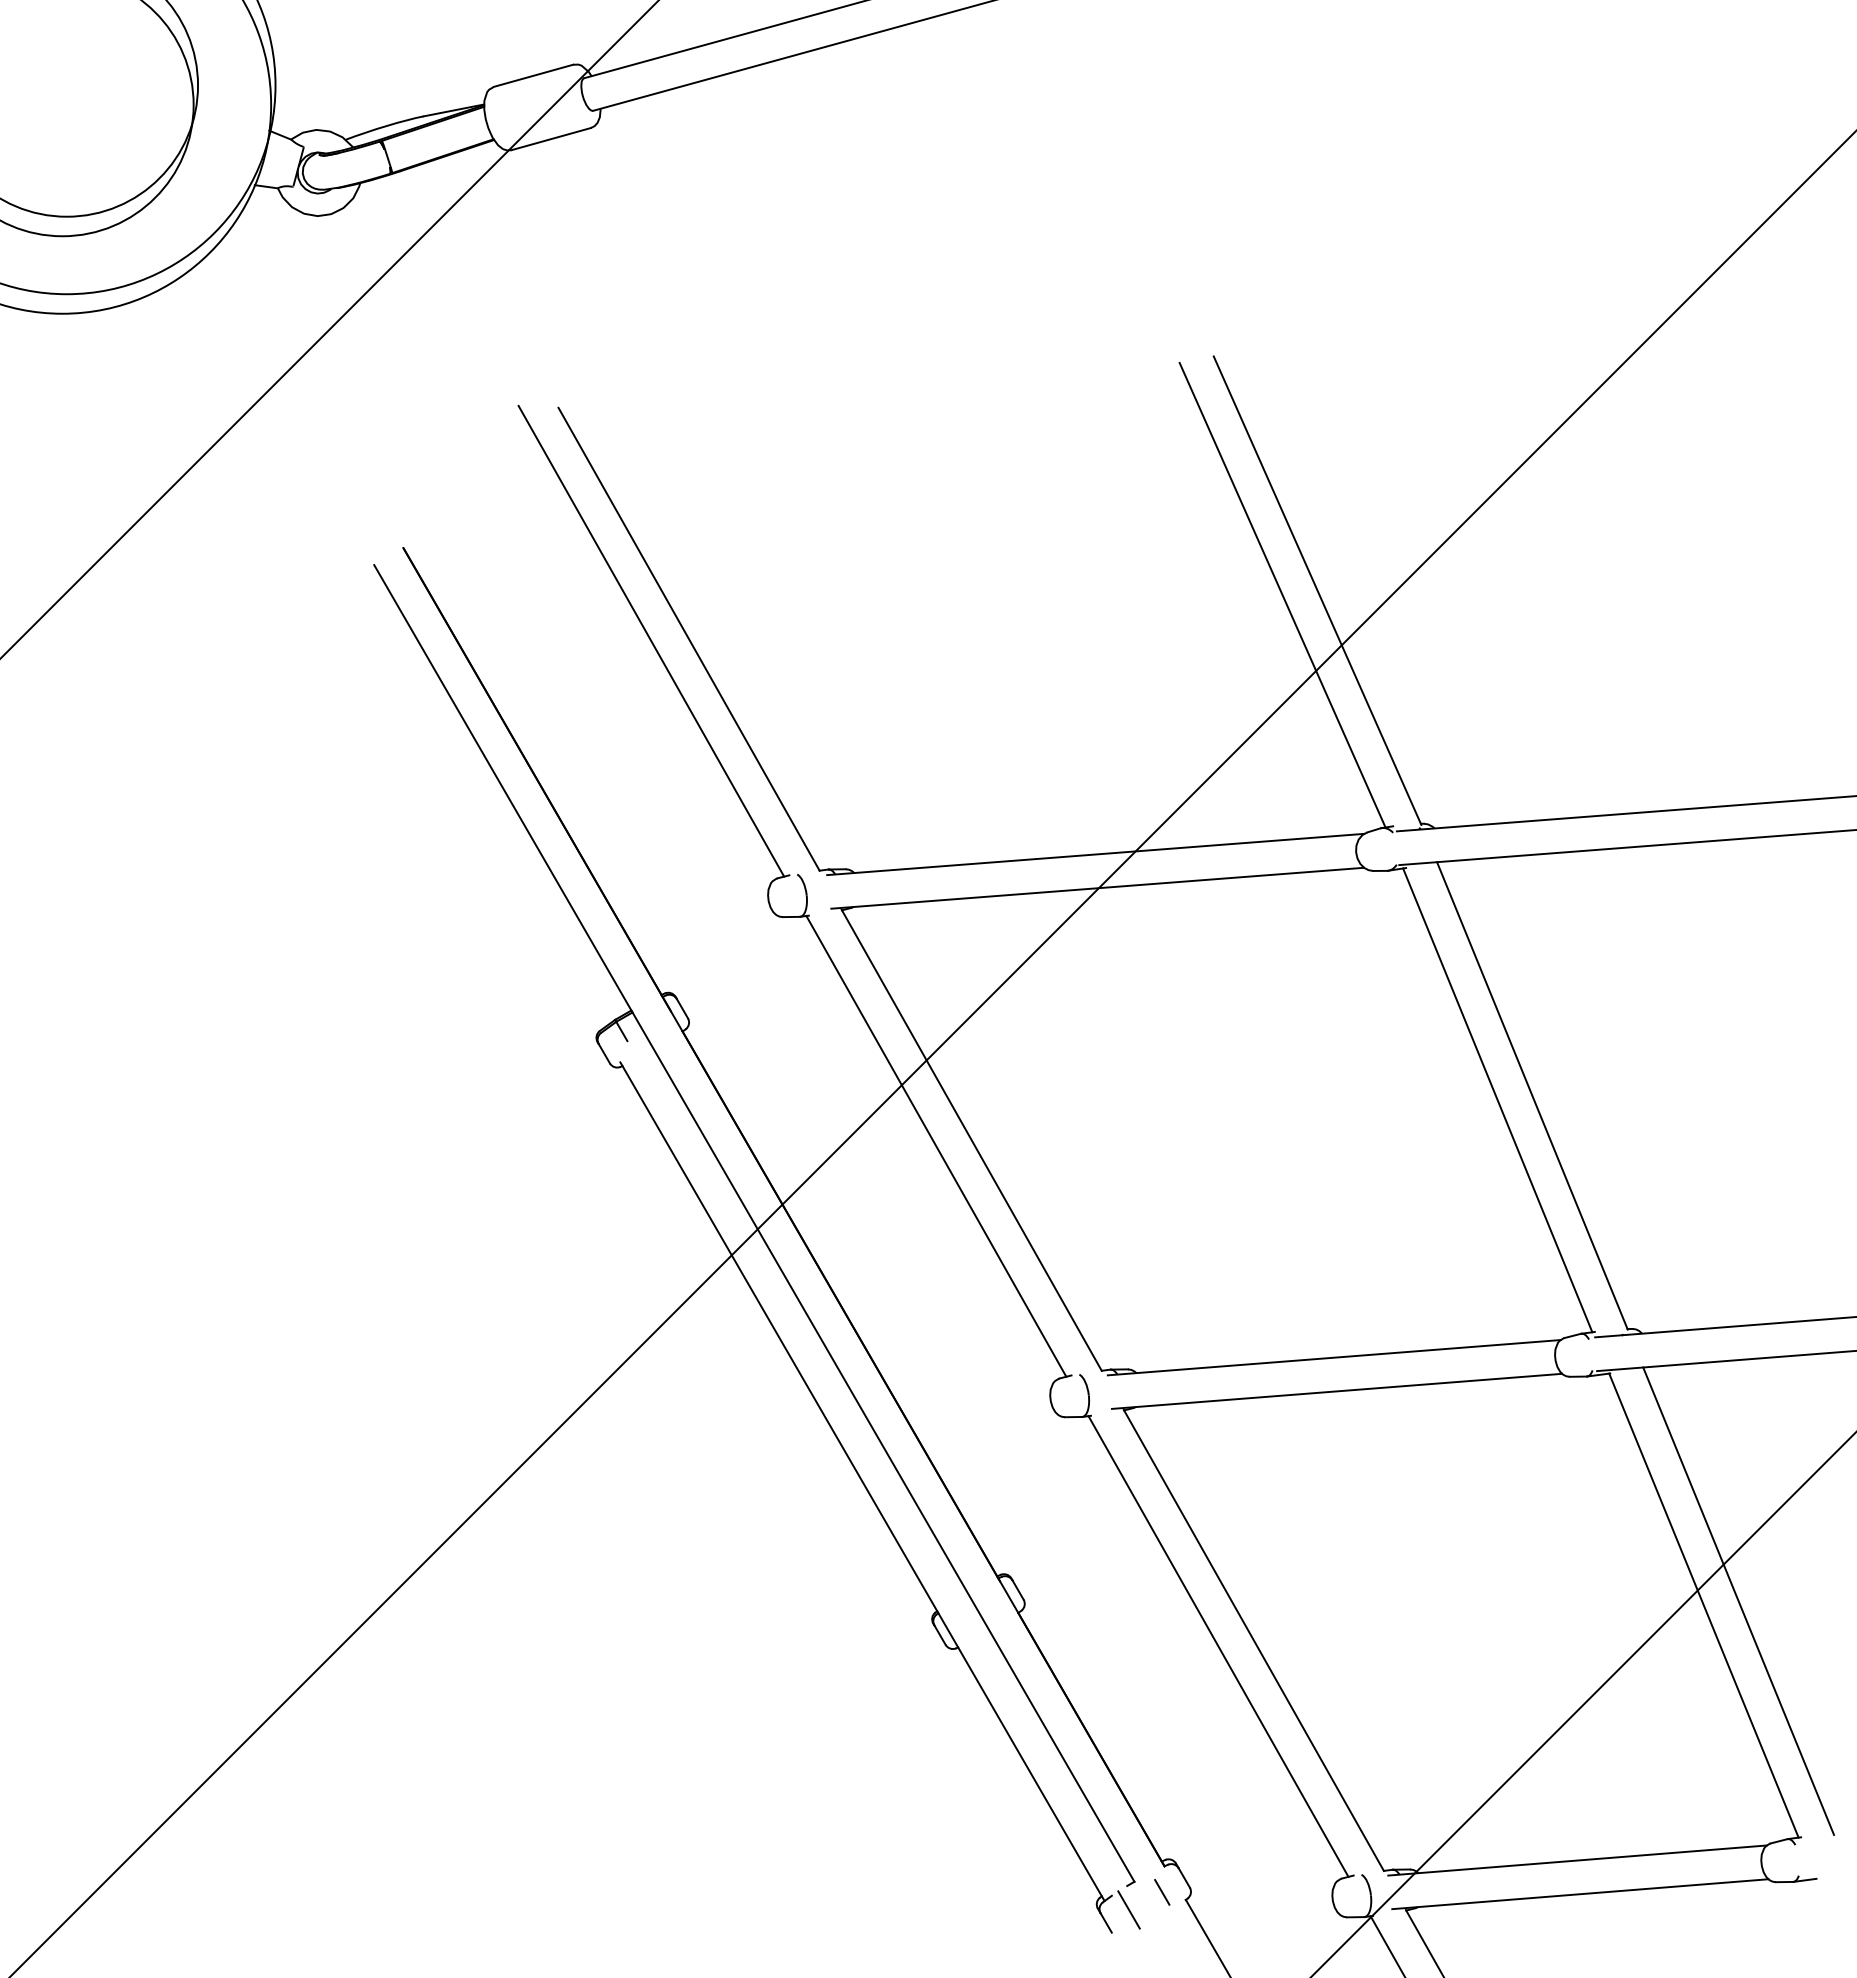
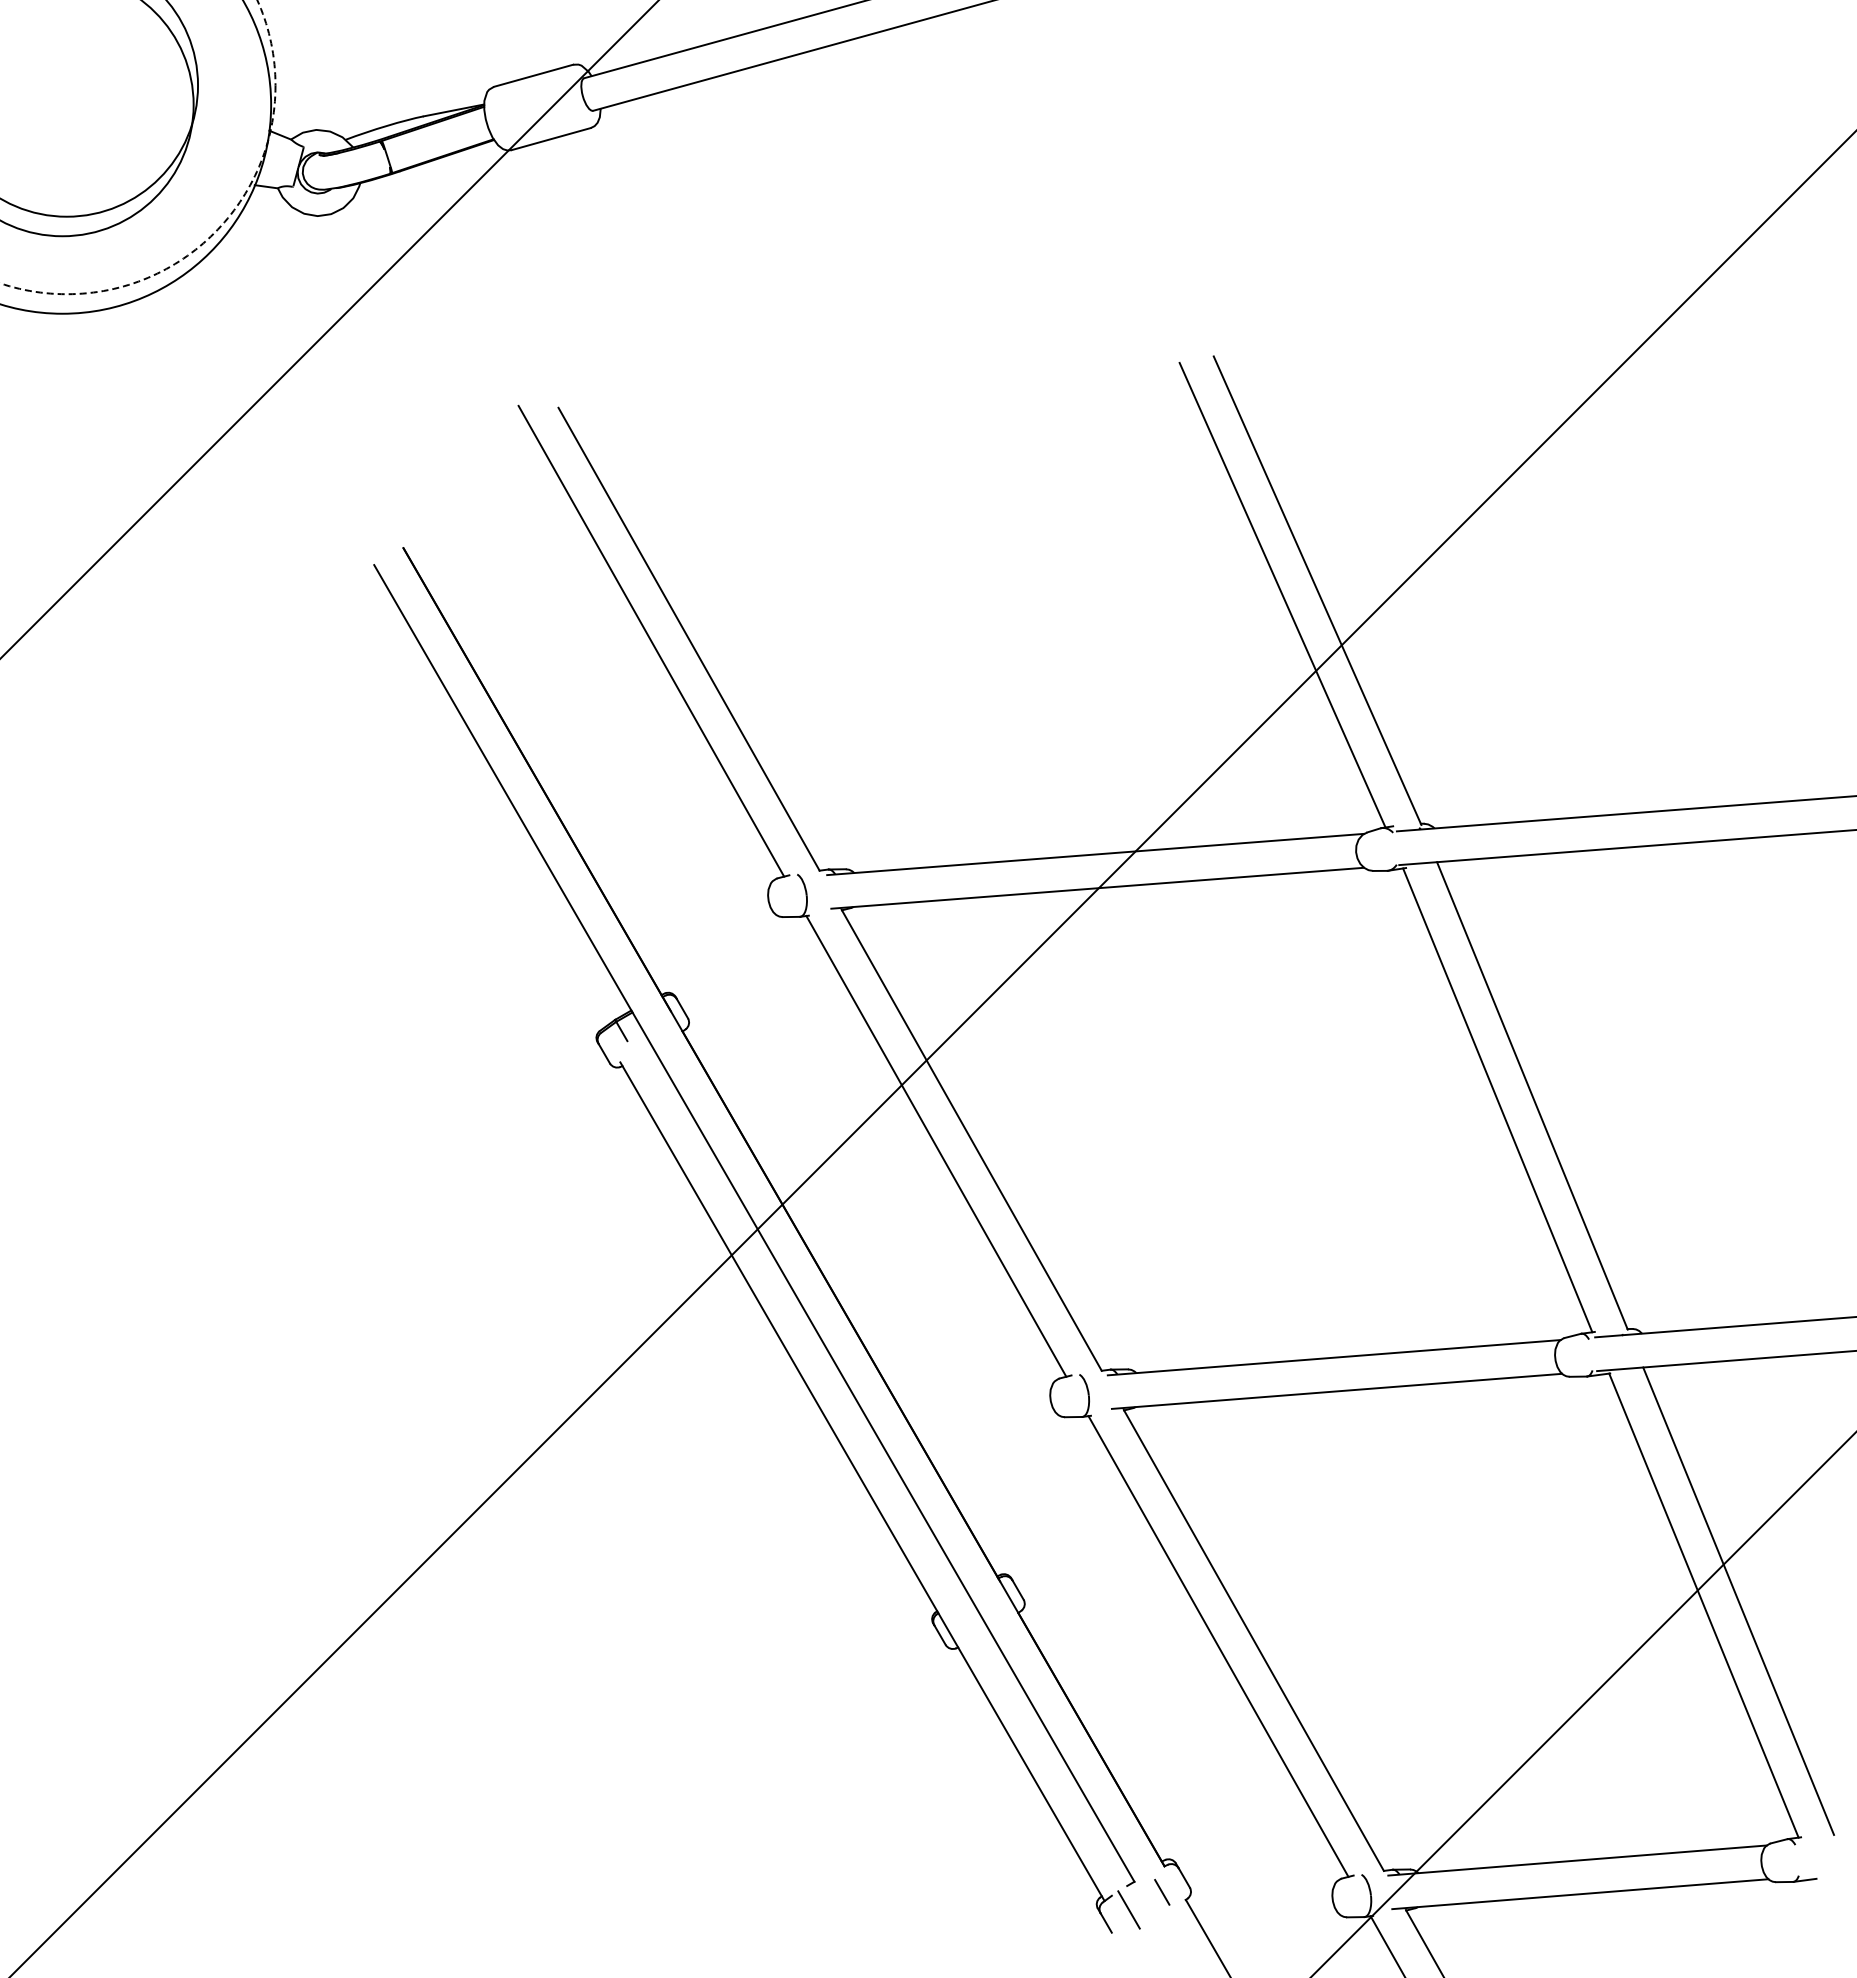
circle: solid -> dashed (137, 147)
